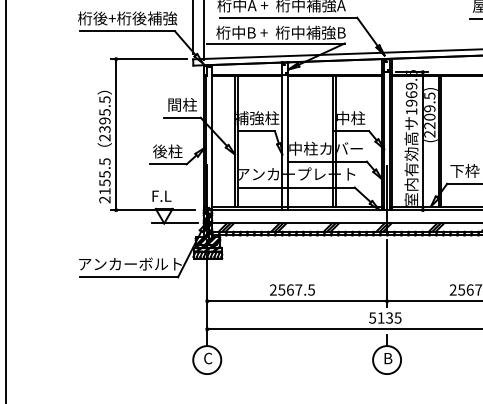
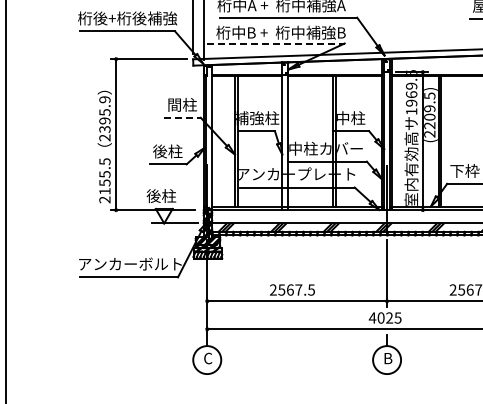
line: solid -> dashed (276, 43)
text: 2395.5 -> 2395.9 (104, 99)
line: solid -> dashed (183, 117)
text: F.L -> 後柱 (161, 196)
text: 5135 -> 4025 (380, 317)
